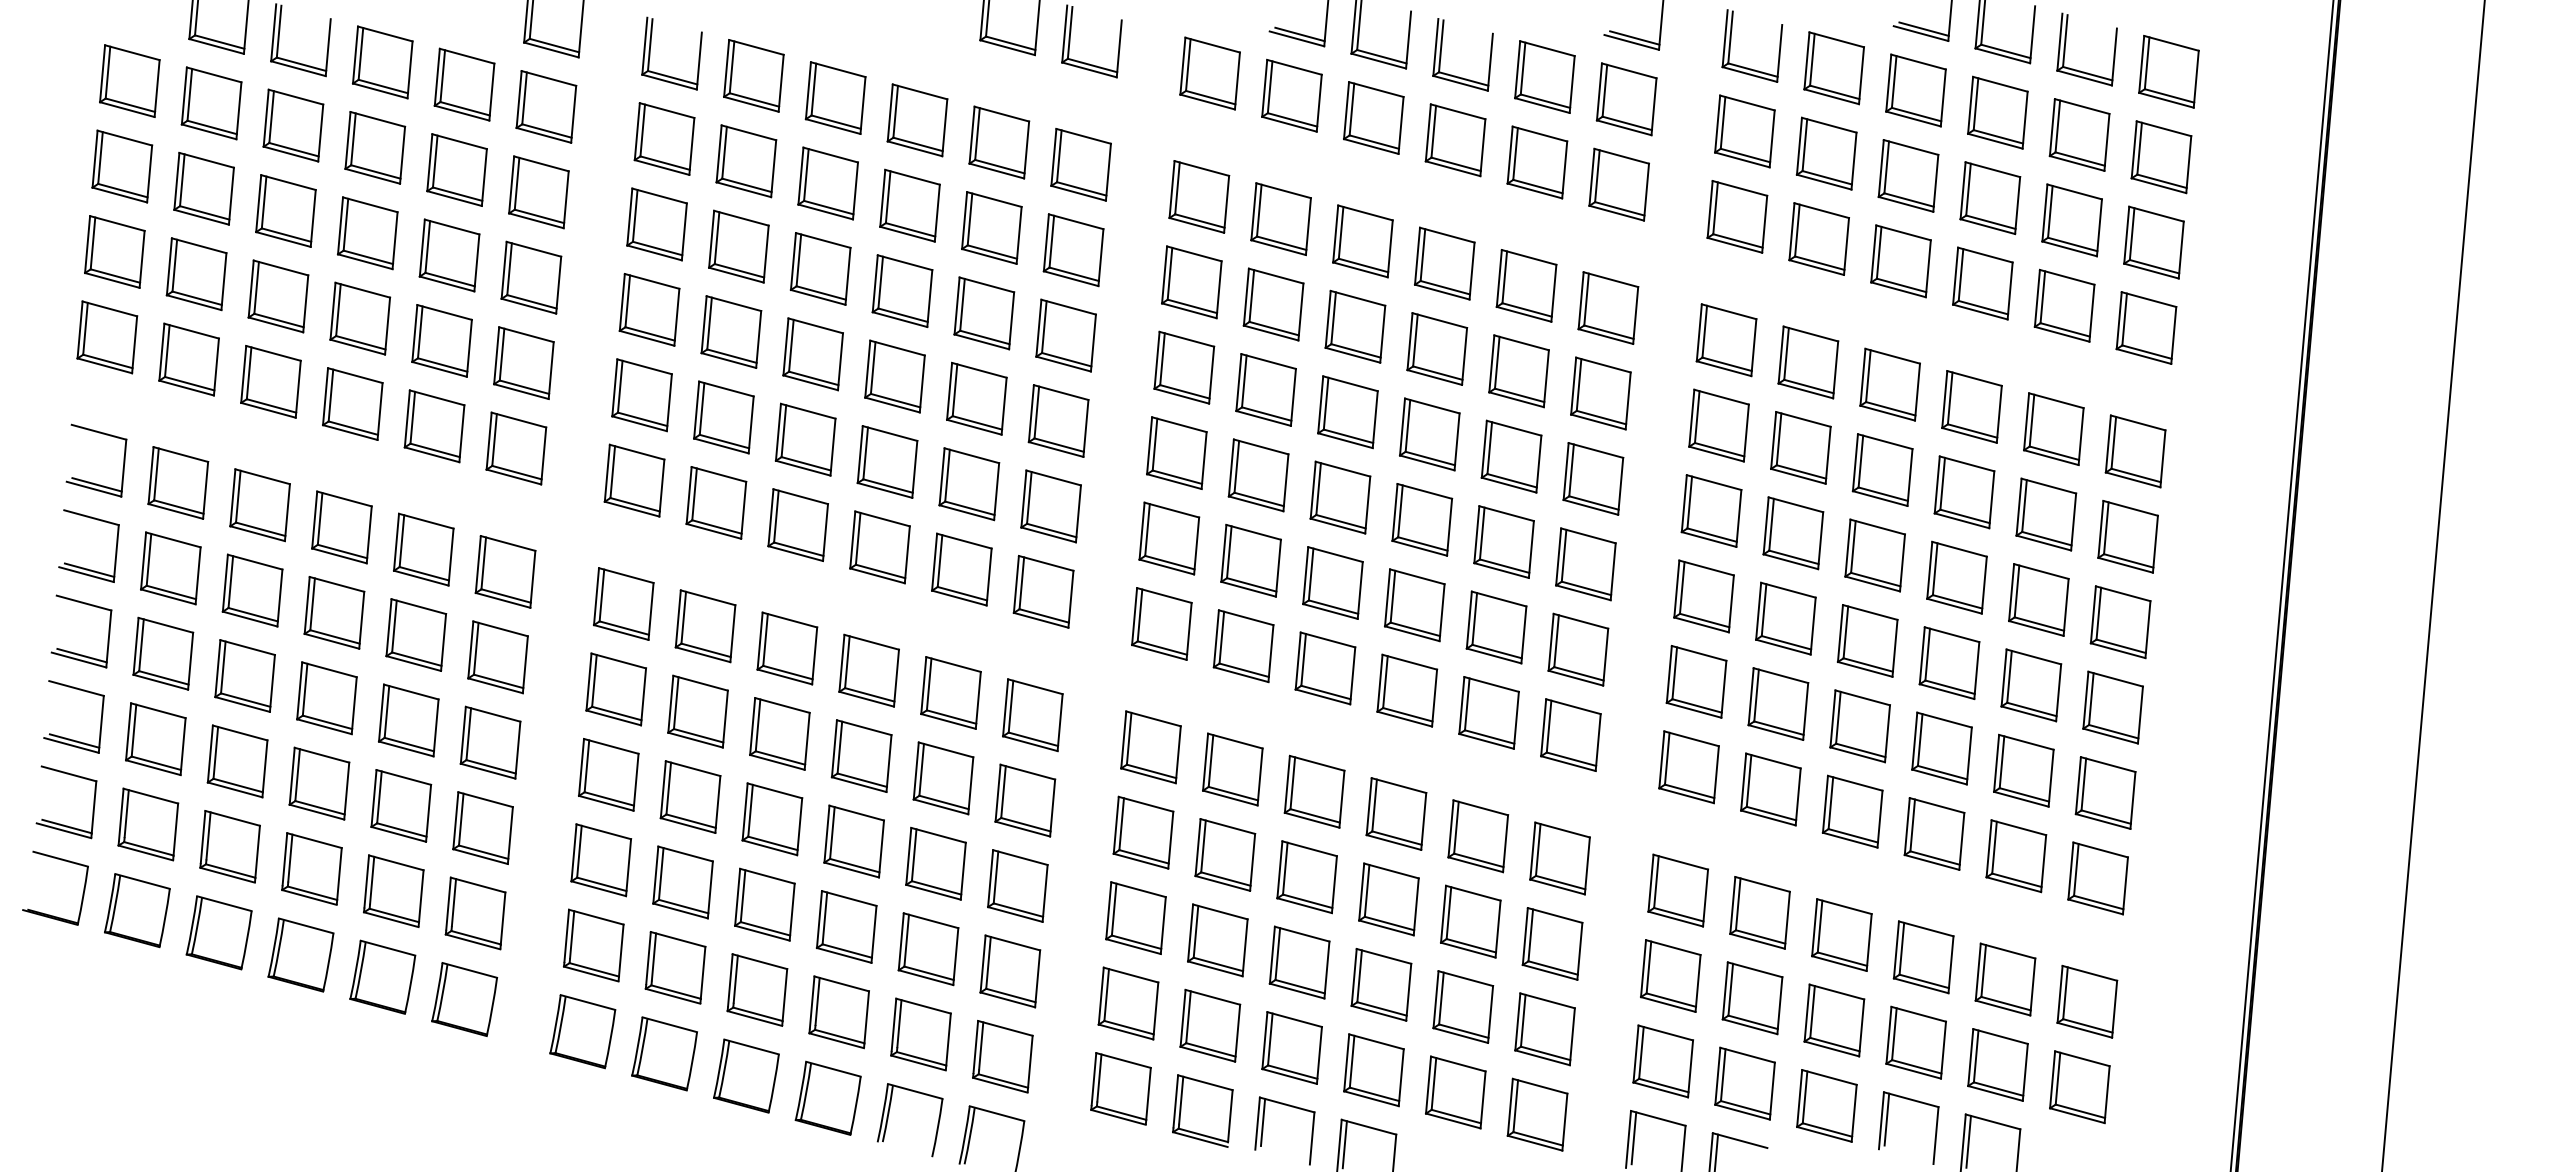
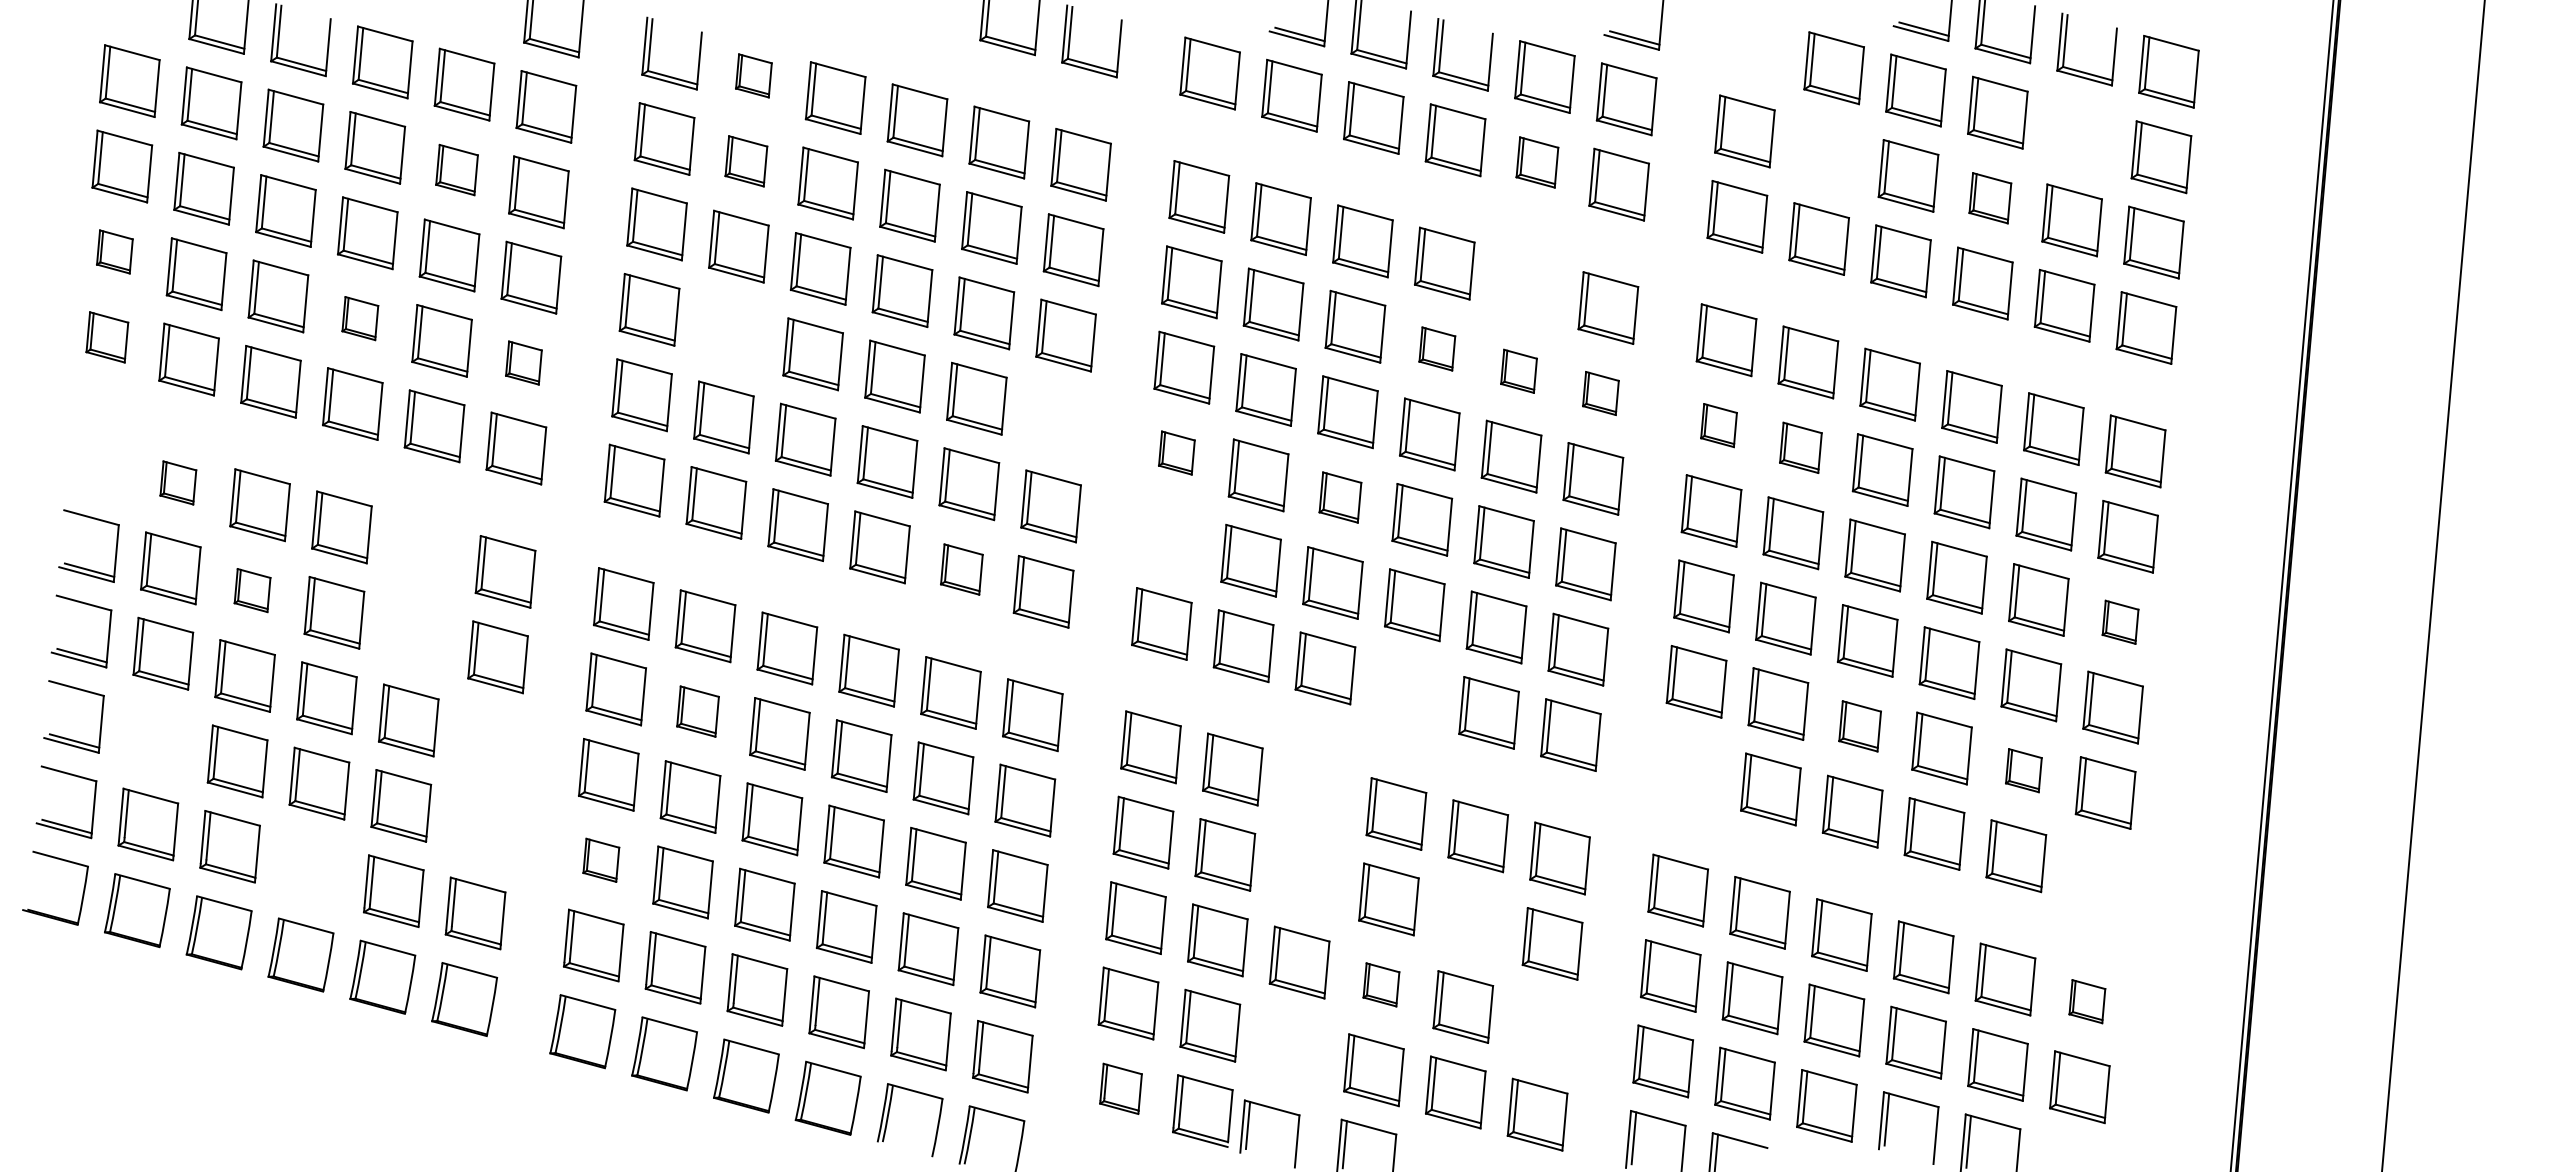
part: present -> none (1731, 41)
part size: 62x74 px -> 38x46 px (753, 75)
part: present -> none (2079, 134)
part: present -> none (1826, 153)
part size: 63x75 px -> 45x53 px (746, 161)
part size: 63x75 px -> 45x53 px (1537, 162)
part size: 62x74 px -> 44x54 px (456, 169)
part size: 63x75 px -> 45x53 px (1990, 198)
part size: 62x74 px -> 38x46 px (114, 251)
part: present -> none (1526, 285)
part size: 63x75 px -> 39x46 px (360, 318)
part: present -> none (731, 331)
part size: 63x75 px -> 45x53 px (107, 337)
part size: 63x74 px -> 39x46 px (1437, 348)
part size: 62x74 px -> 38x46 px (523, 362)
part size: 62x75 px -> 38x46 px (1518, 370)
part size: 62x75 px -> 38x45 px (1600, 393)
part: present -> none (1058, 420)
part size: 62x75 px -> 38x46 px (1718, 425)
part size: 62x74 px -> 44x53 px (1800, 447)
part size: 62x74 px -> 38x46 px (1176, 452)
part: present -> none (89, 481)
part size: 63x74 px -> 39x46 px (178, 482)
part size: 63x75 px -> 45x53 px (1340, 497)
part: present -> none (1169, 538)
part: present -> none (423, 549)
part size: 62x75 px -> 44x53 px (961, 569)
part size: 63x75 px -> 39x46 px (252, 590)
part size: 63x75 px -> 39x46 px (2120, 621)
part: present -> none (416, 634)
part: present -> none (1407, 690)
part size: 62x75 px -> 44x53 px (697, 711)
part size: 62x75 px -> 44x53 px (1859, 726)
part: present -> none (155, 739)
part: present -> none (490, 742)
part: present -> none (1688, 767)
part size: 62x75 px -> 38x46 px (2023, 770)
part: present -> none (1314, 791)
part: present -> none (482, 827)
part size: 63x75 px -> 39x46 px (601, 859)
part: present -> none (311, 868)
part: present -> none (1306, 877)
part: present -> none (2097, 878)
part: present -> none (1470, 921)
part size: 63x74 px -> 39x46 px (1381, 984)
part size: 63x75 px -> 39x46 px (2087, 1001)
part: present -> none (1544, 1029)
part: present -> none (1291, 1047)
part size: 62x74 px -> 44x53 px (1120, 1088)
part position: (1263, 1130) -> (1248, 1133) (1248, 1133)
